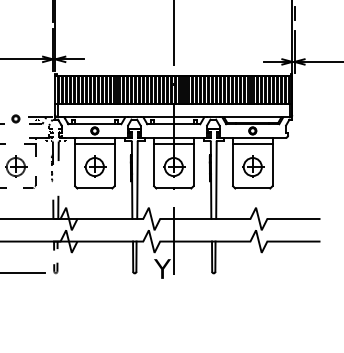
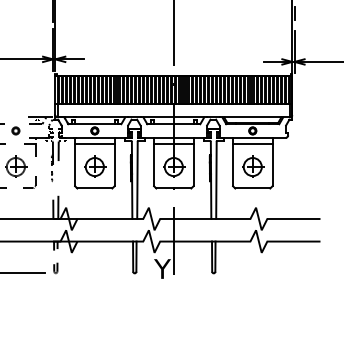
part position: (15, 118) -> (15, 130) (15, 130)
